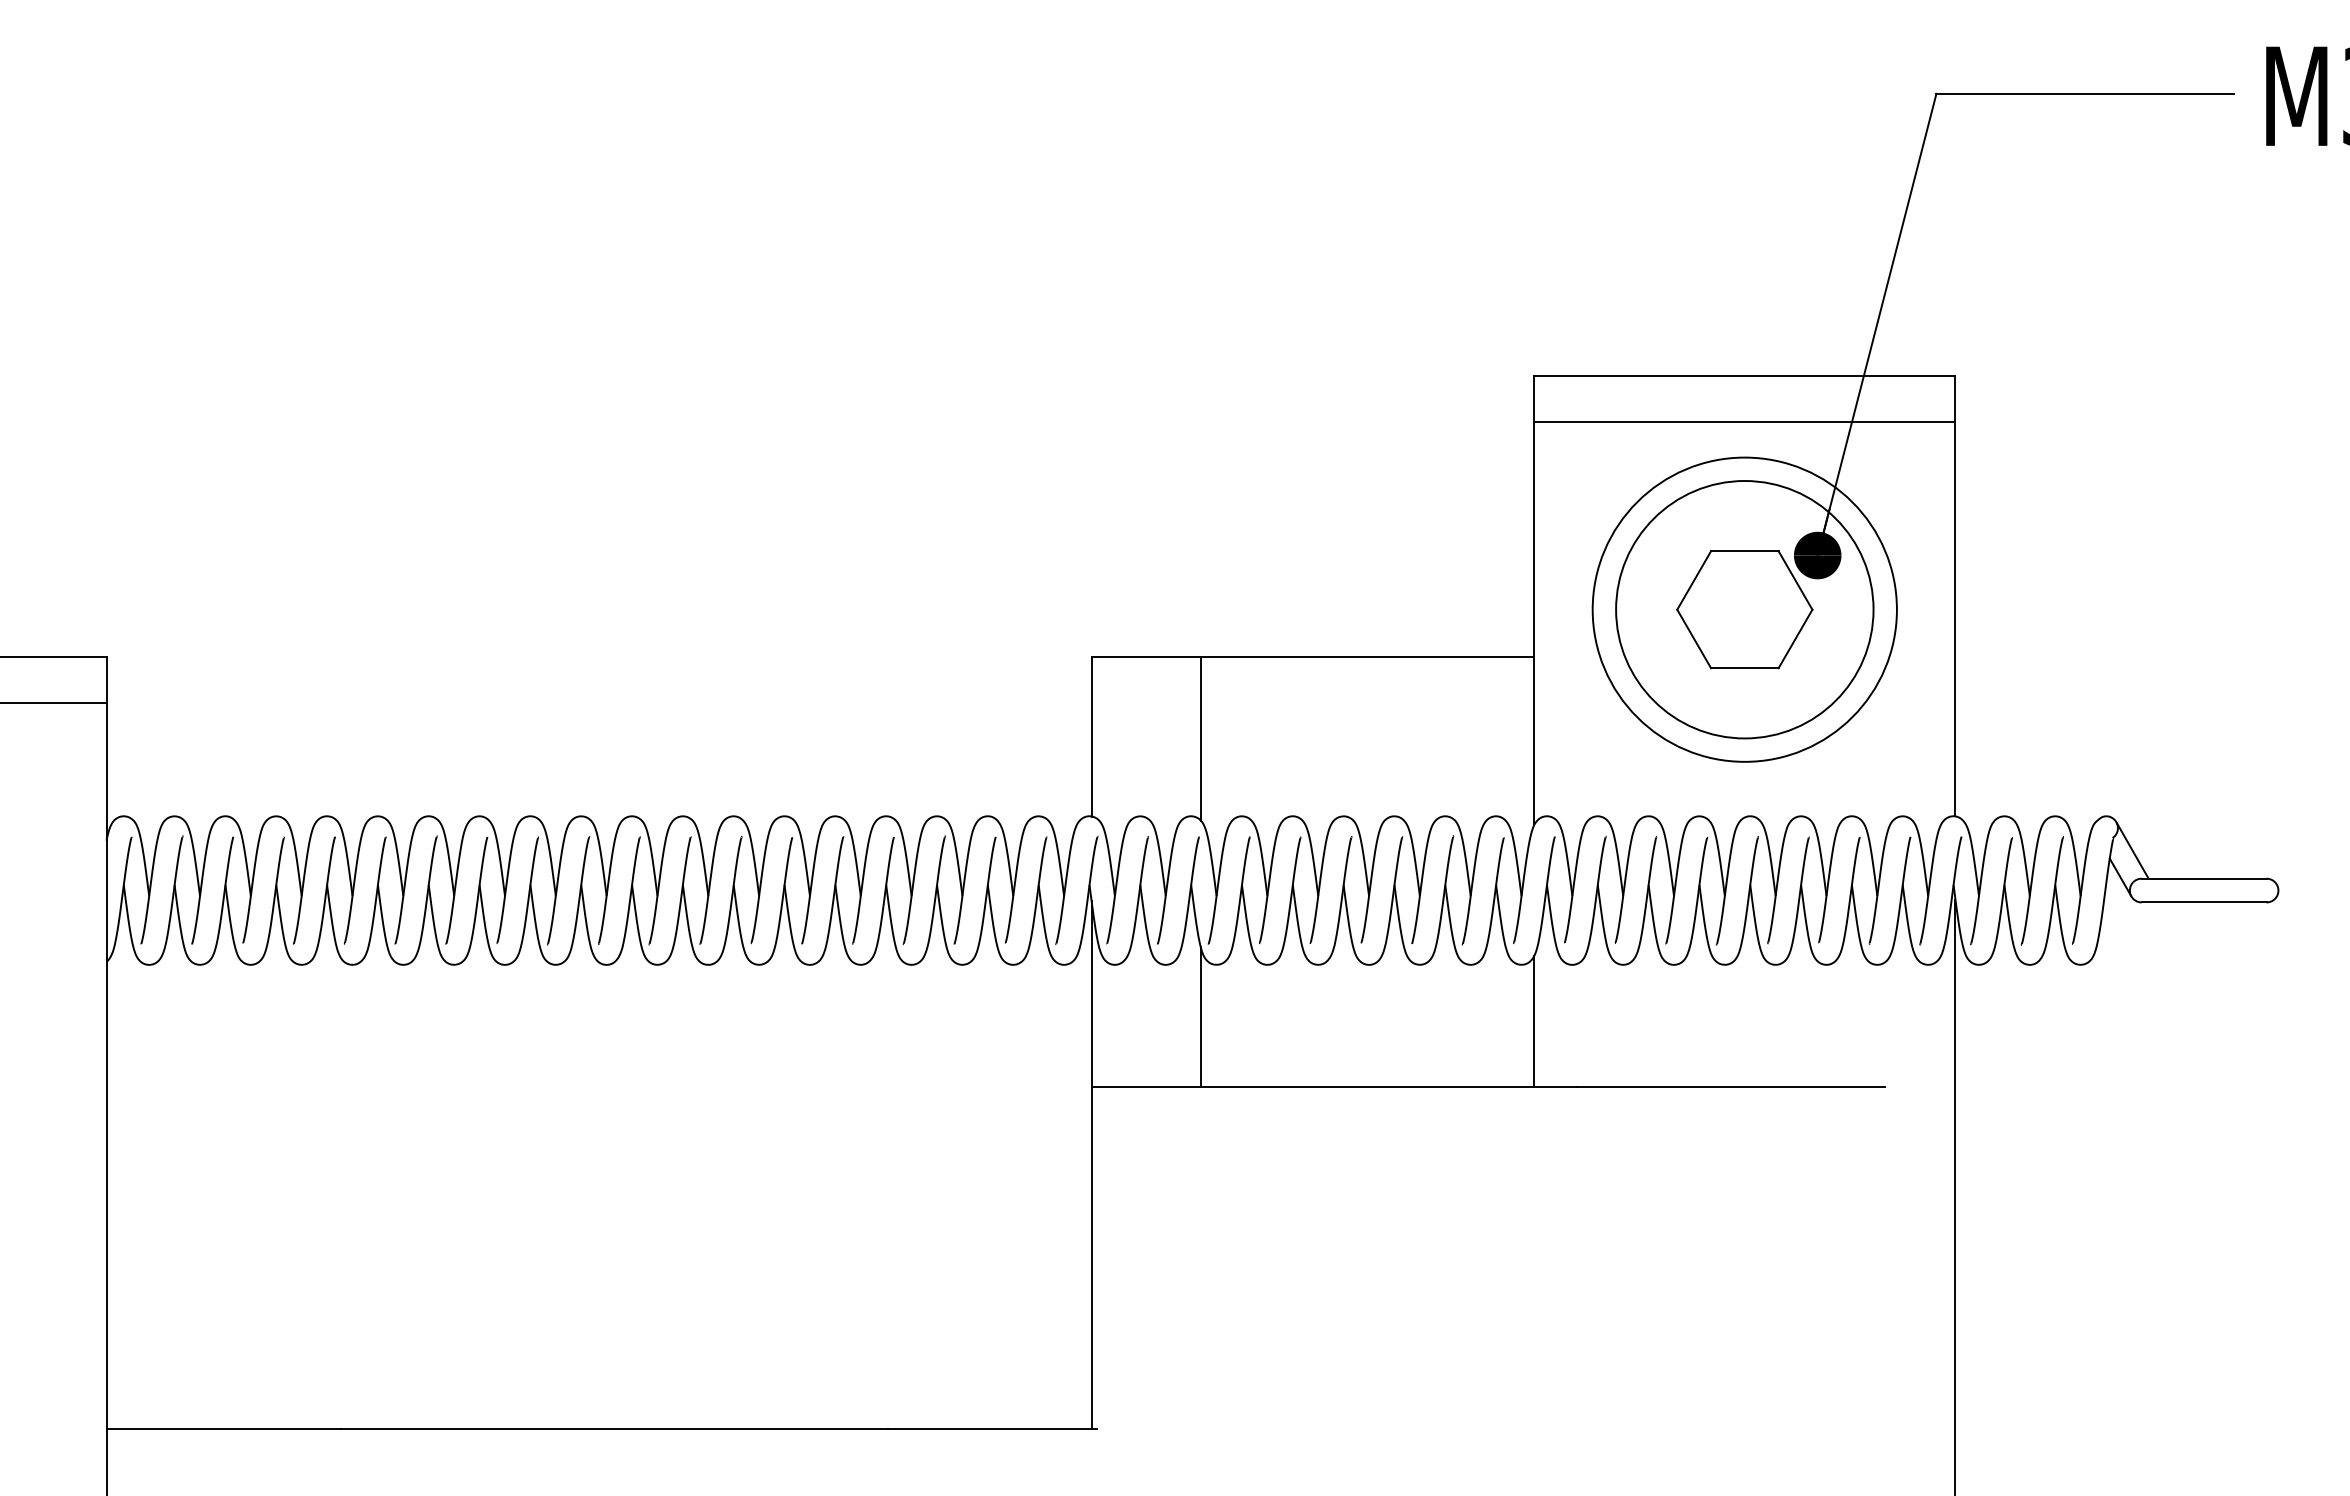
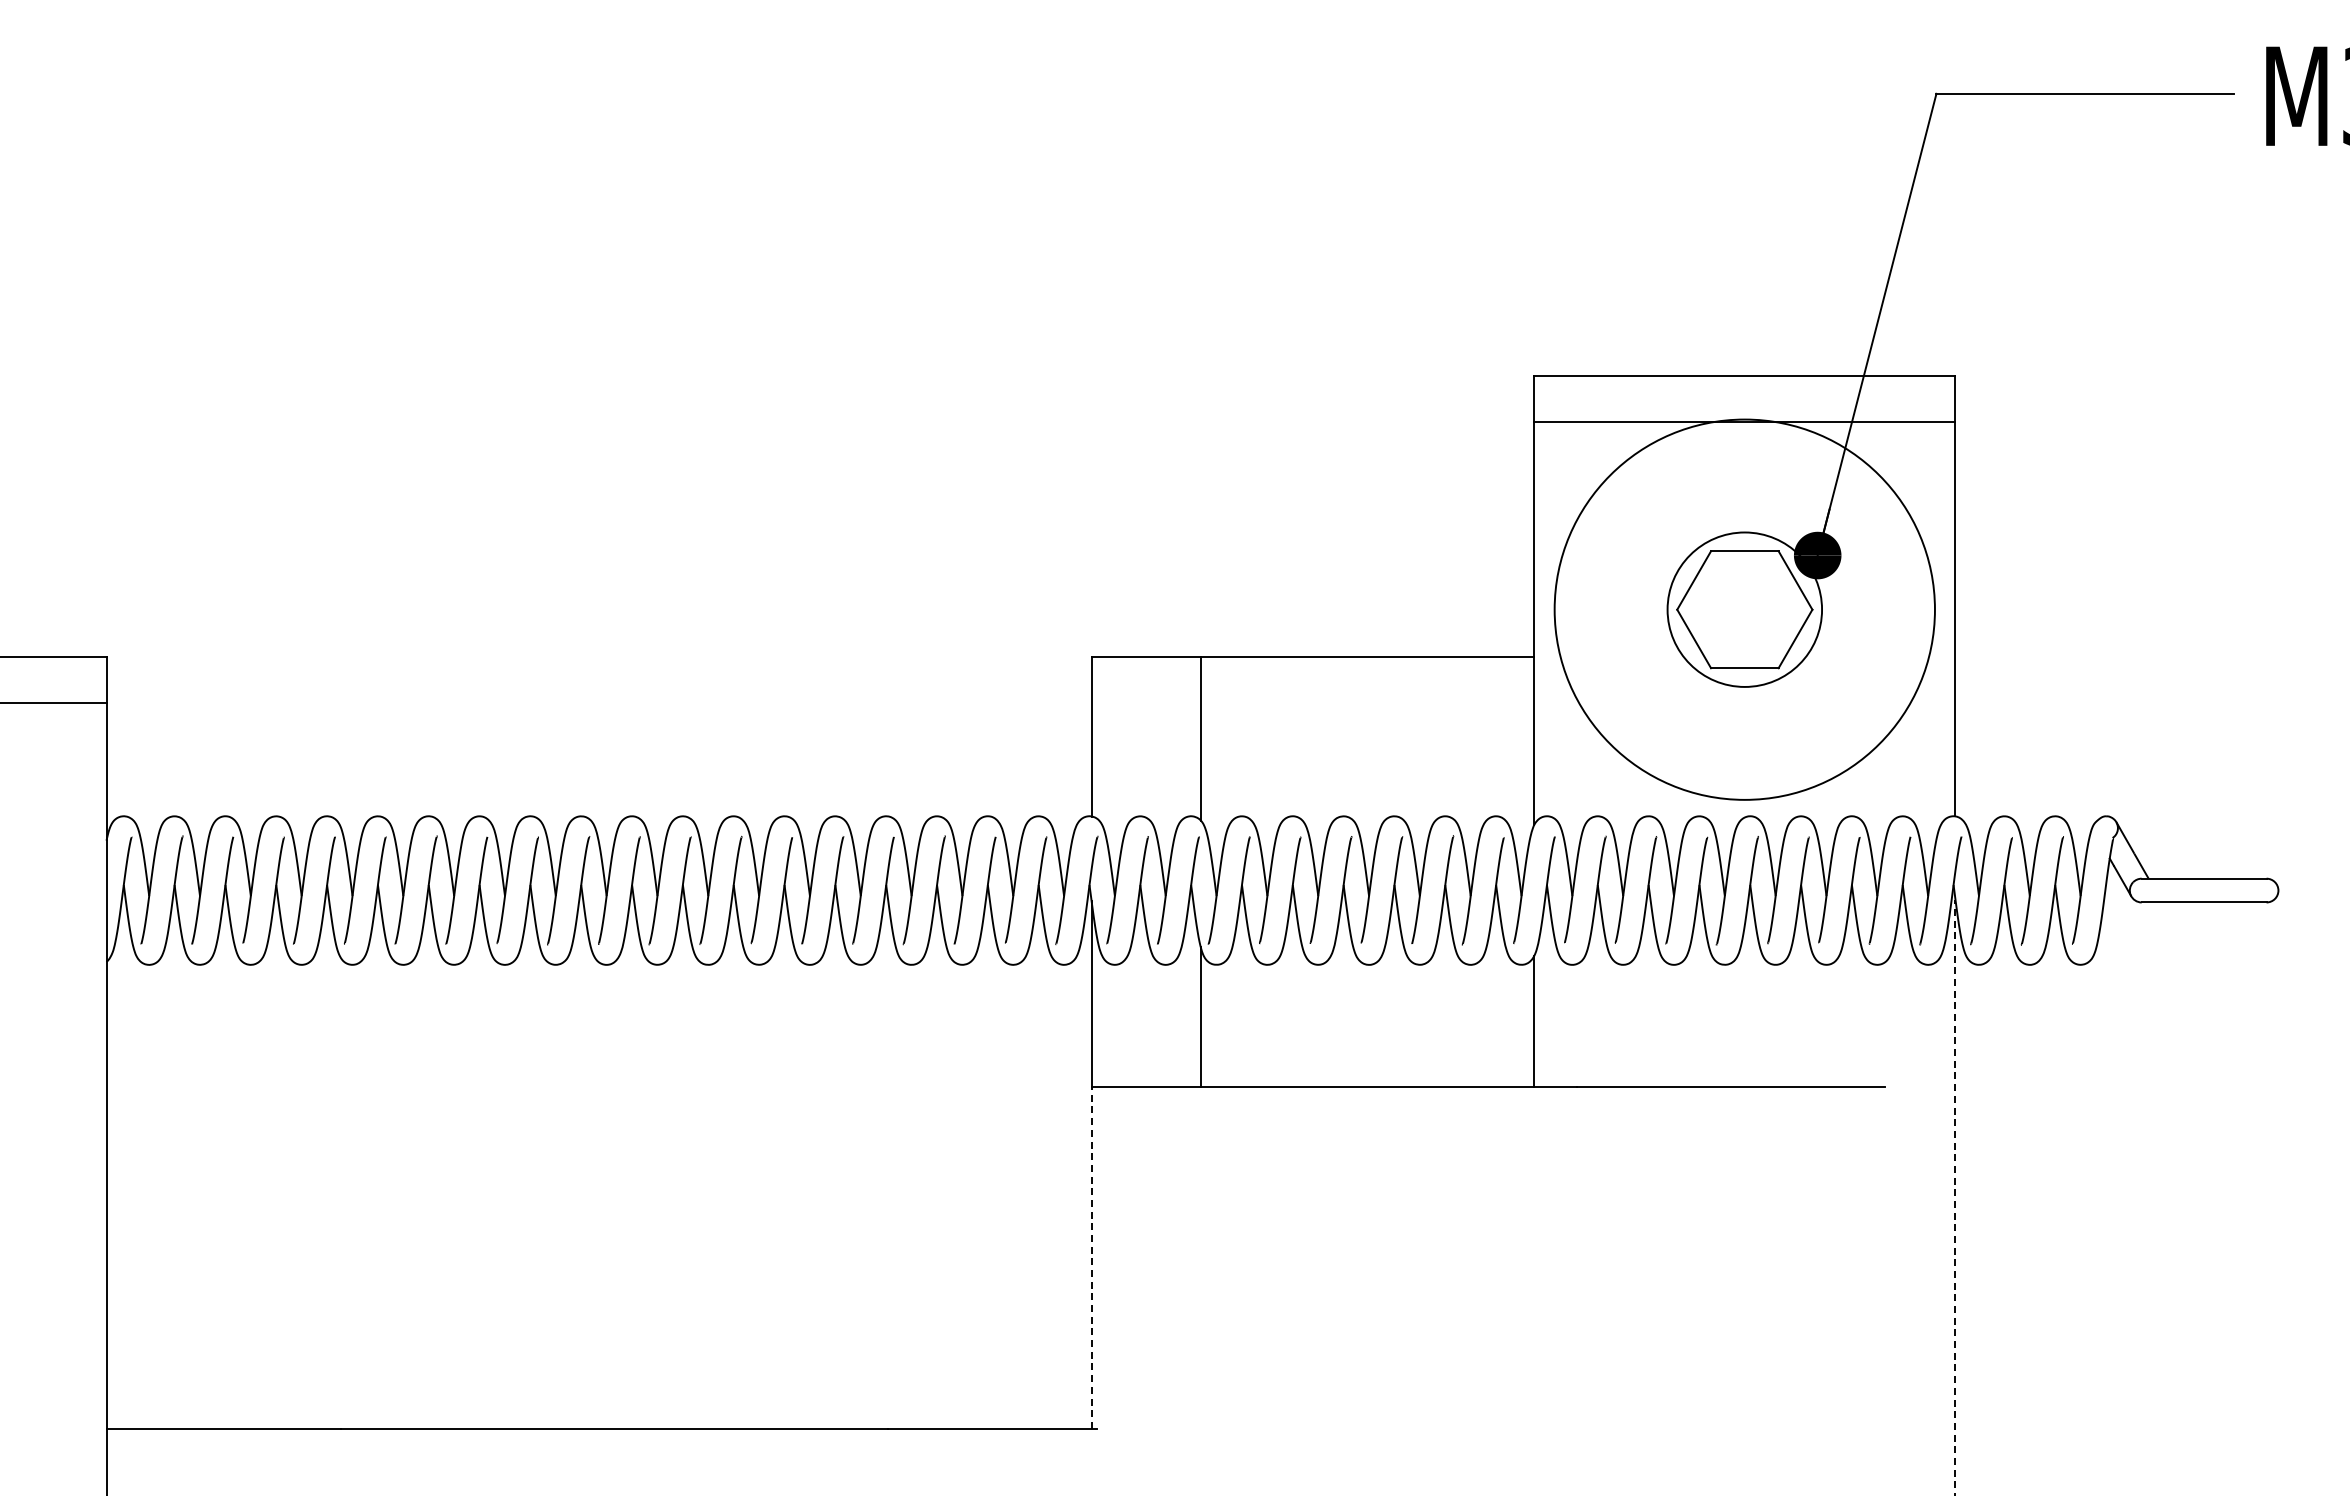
circle diameter: 257 px -> 154 px (1744, 609)
circle diameter: 304 px -> 380 px (1744, 609)
line: solid -> dashed (1955, 1197)
line: solid -> dashed (1091, 1258)
